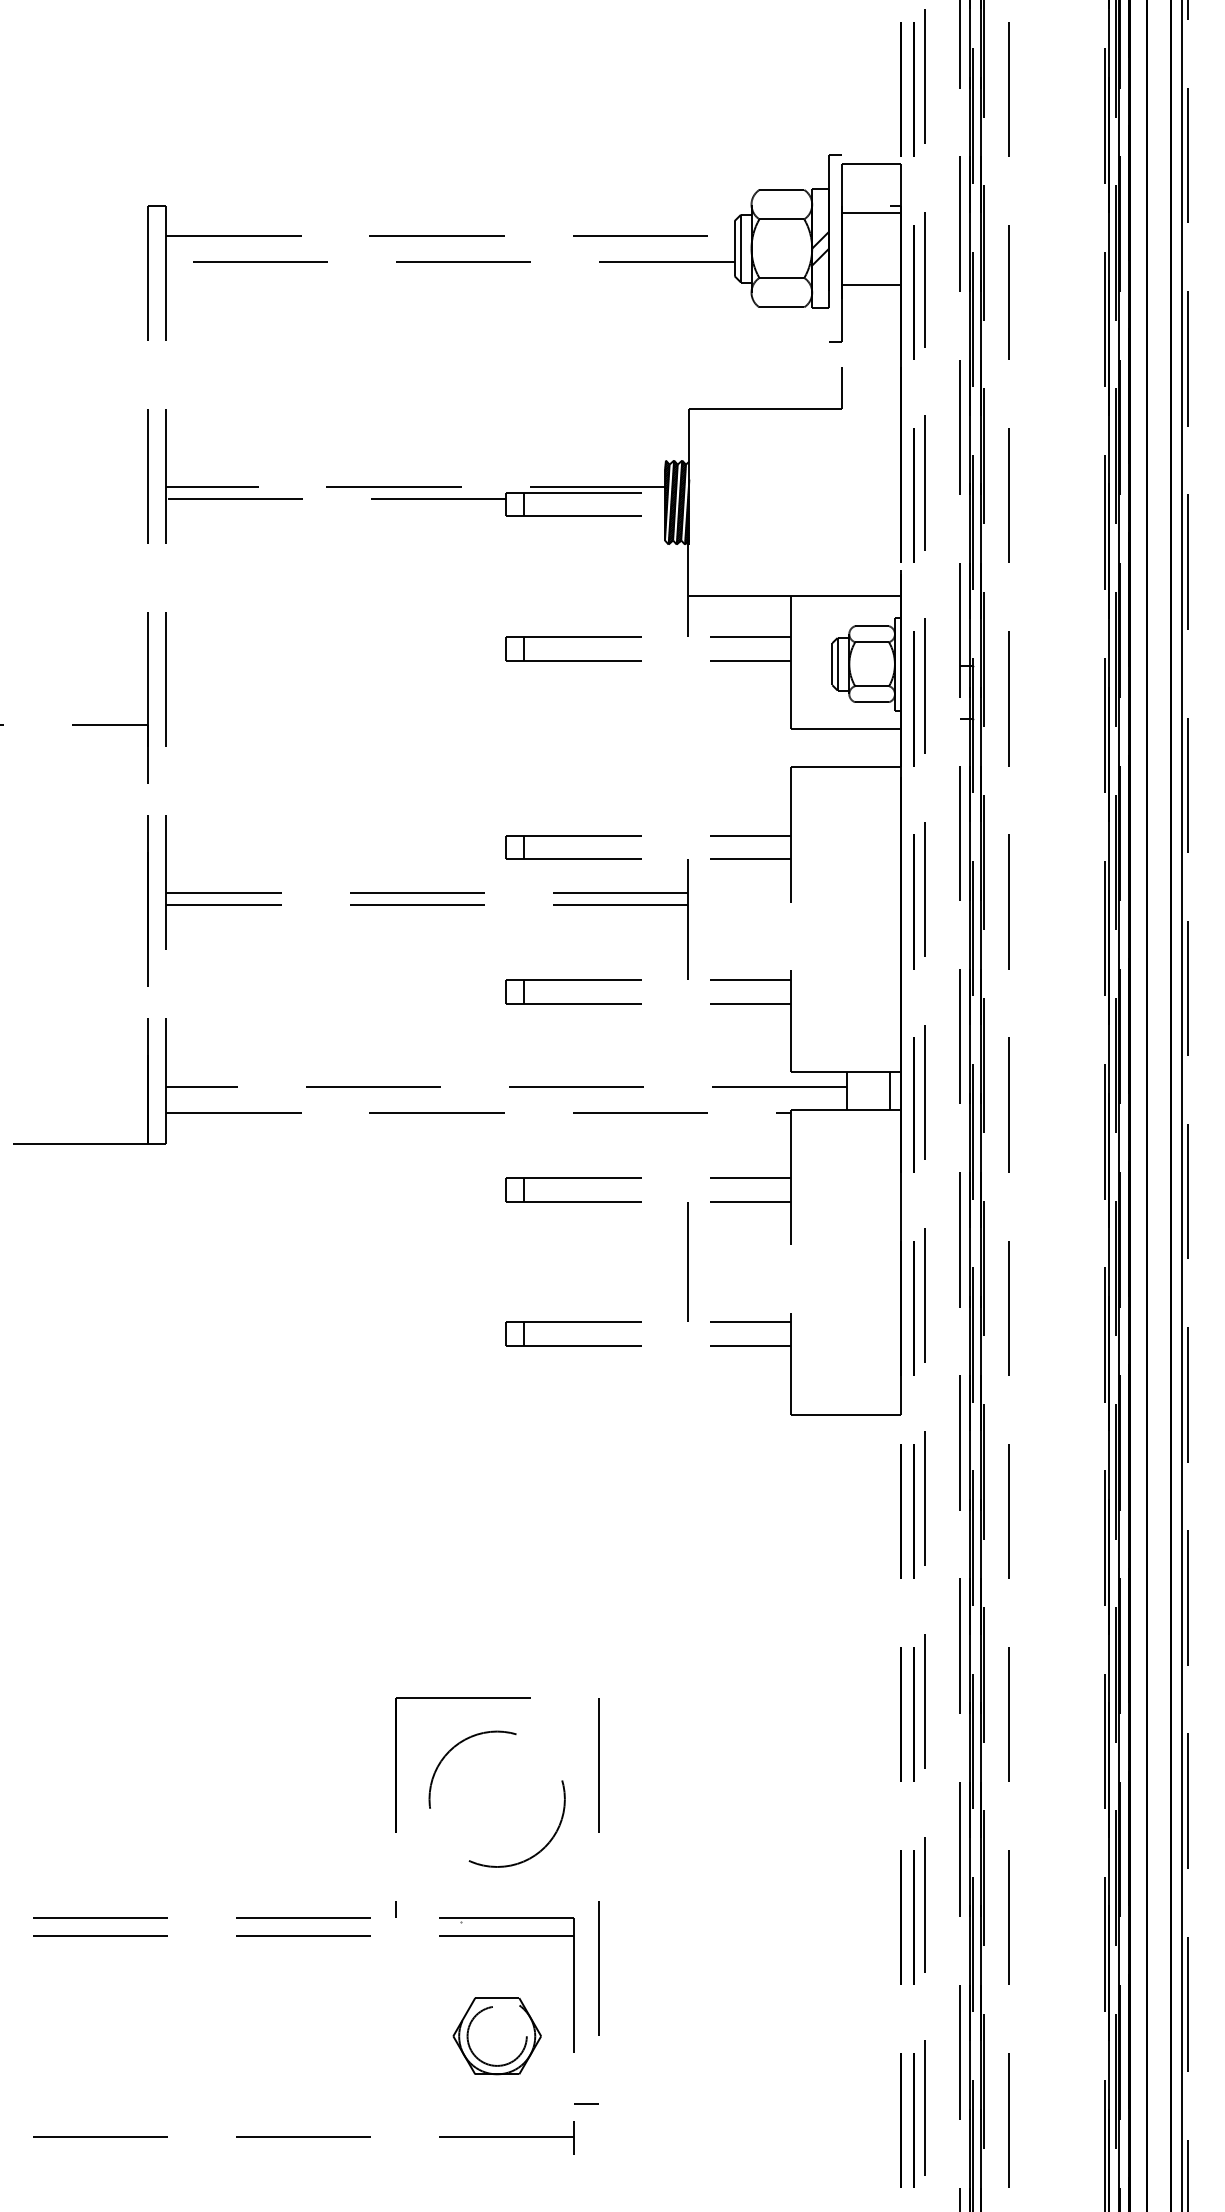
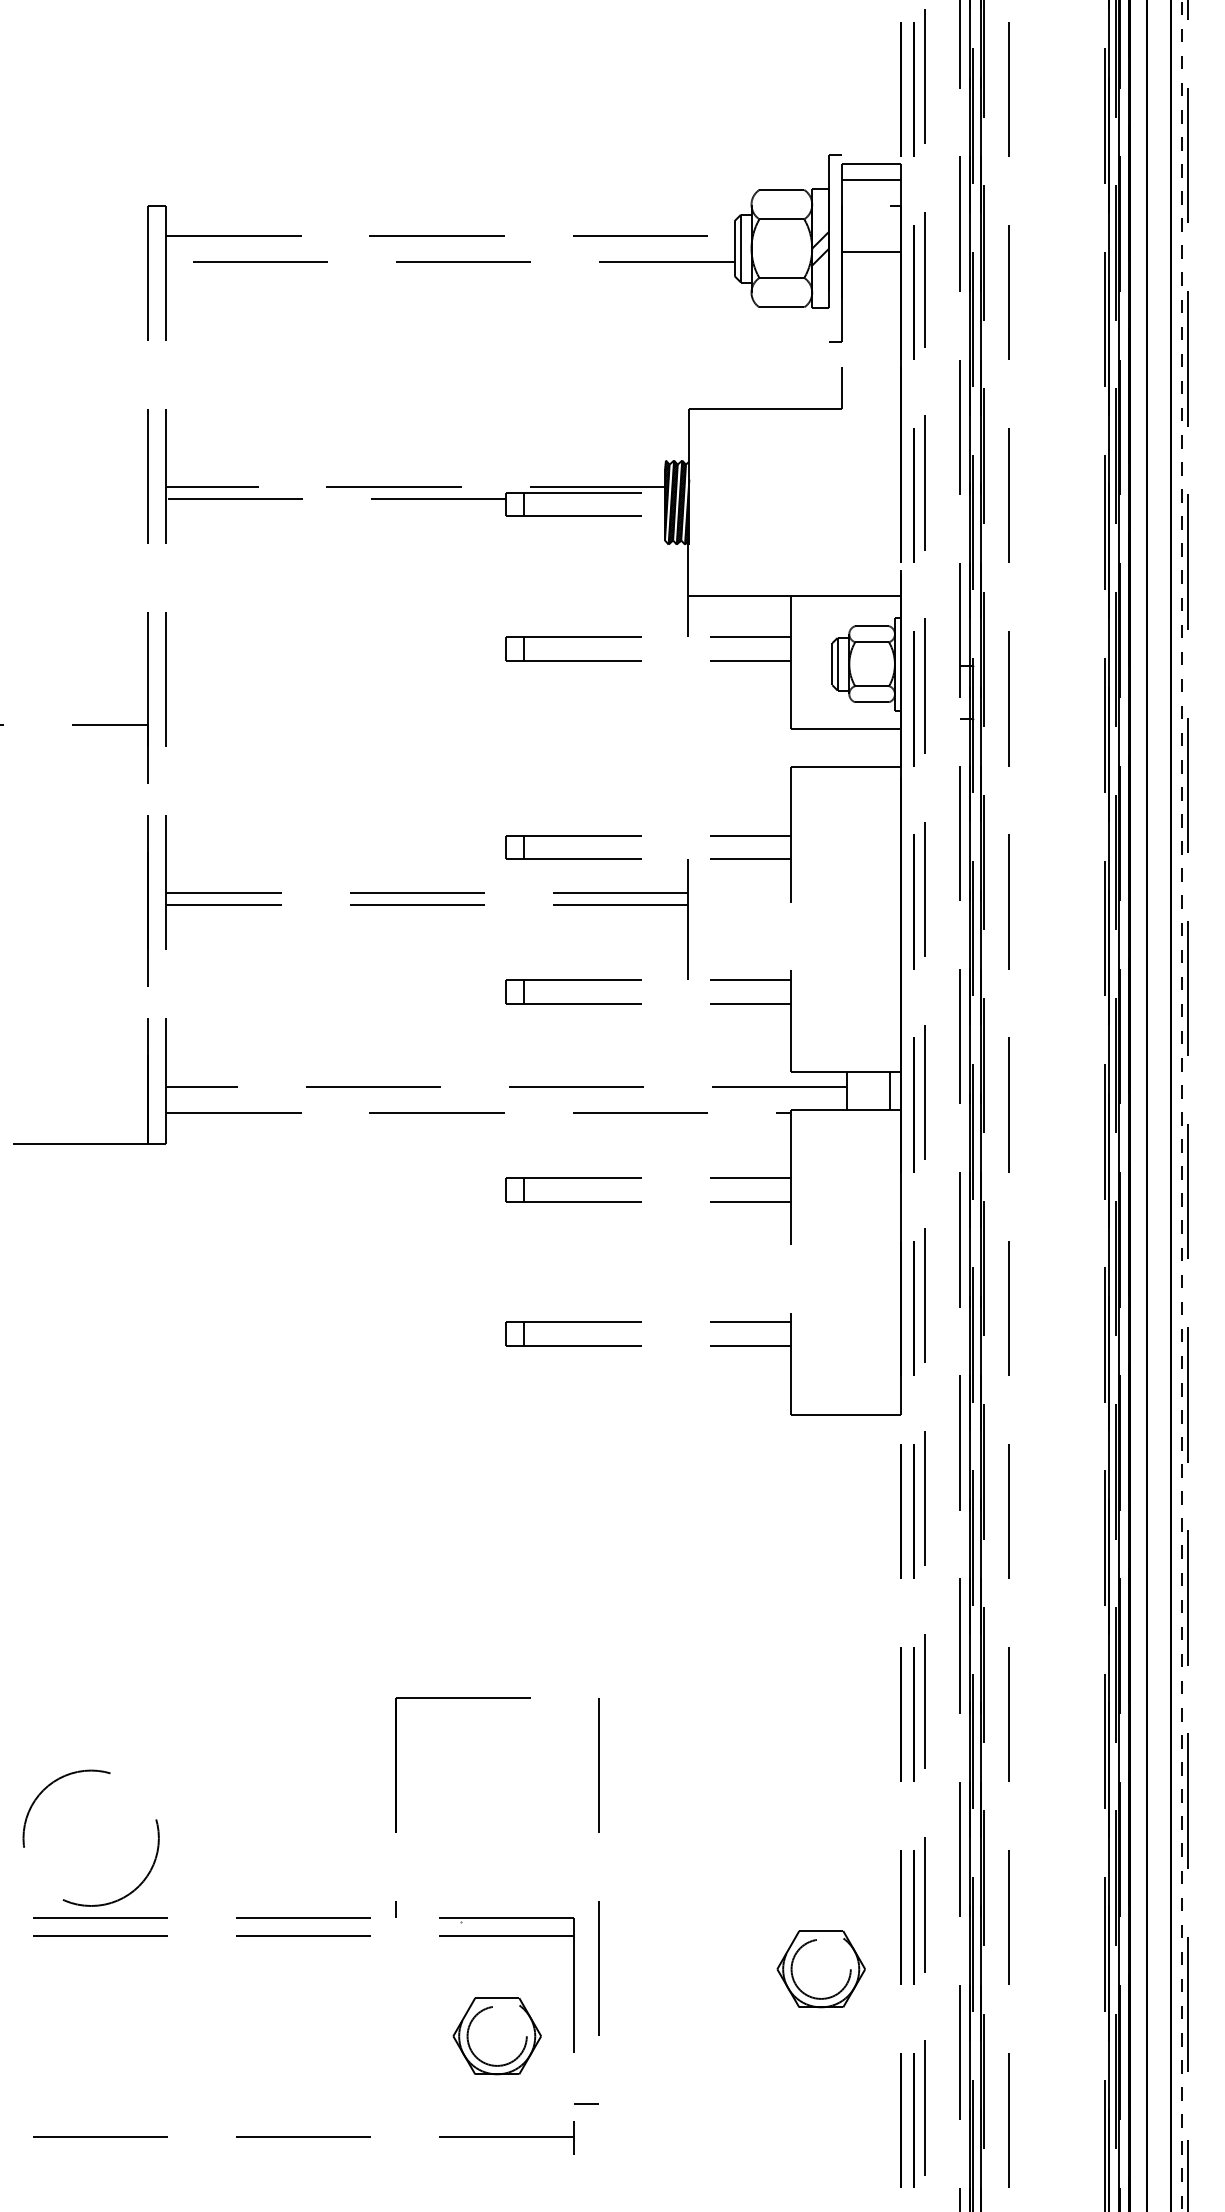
line position: (870, 212) -> (870, 179) (870, 179)
line position: (870, 284) -> (870, 251) (870, 251)
line: solid -> dashed (1181, 1105)
line: present -> none (688, 1261)
circle position: (496, 1798) -> (90, 1837) (90, 1837)
part: none -> present (820, 1969)
